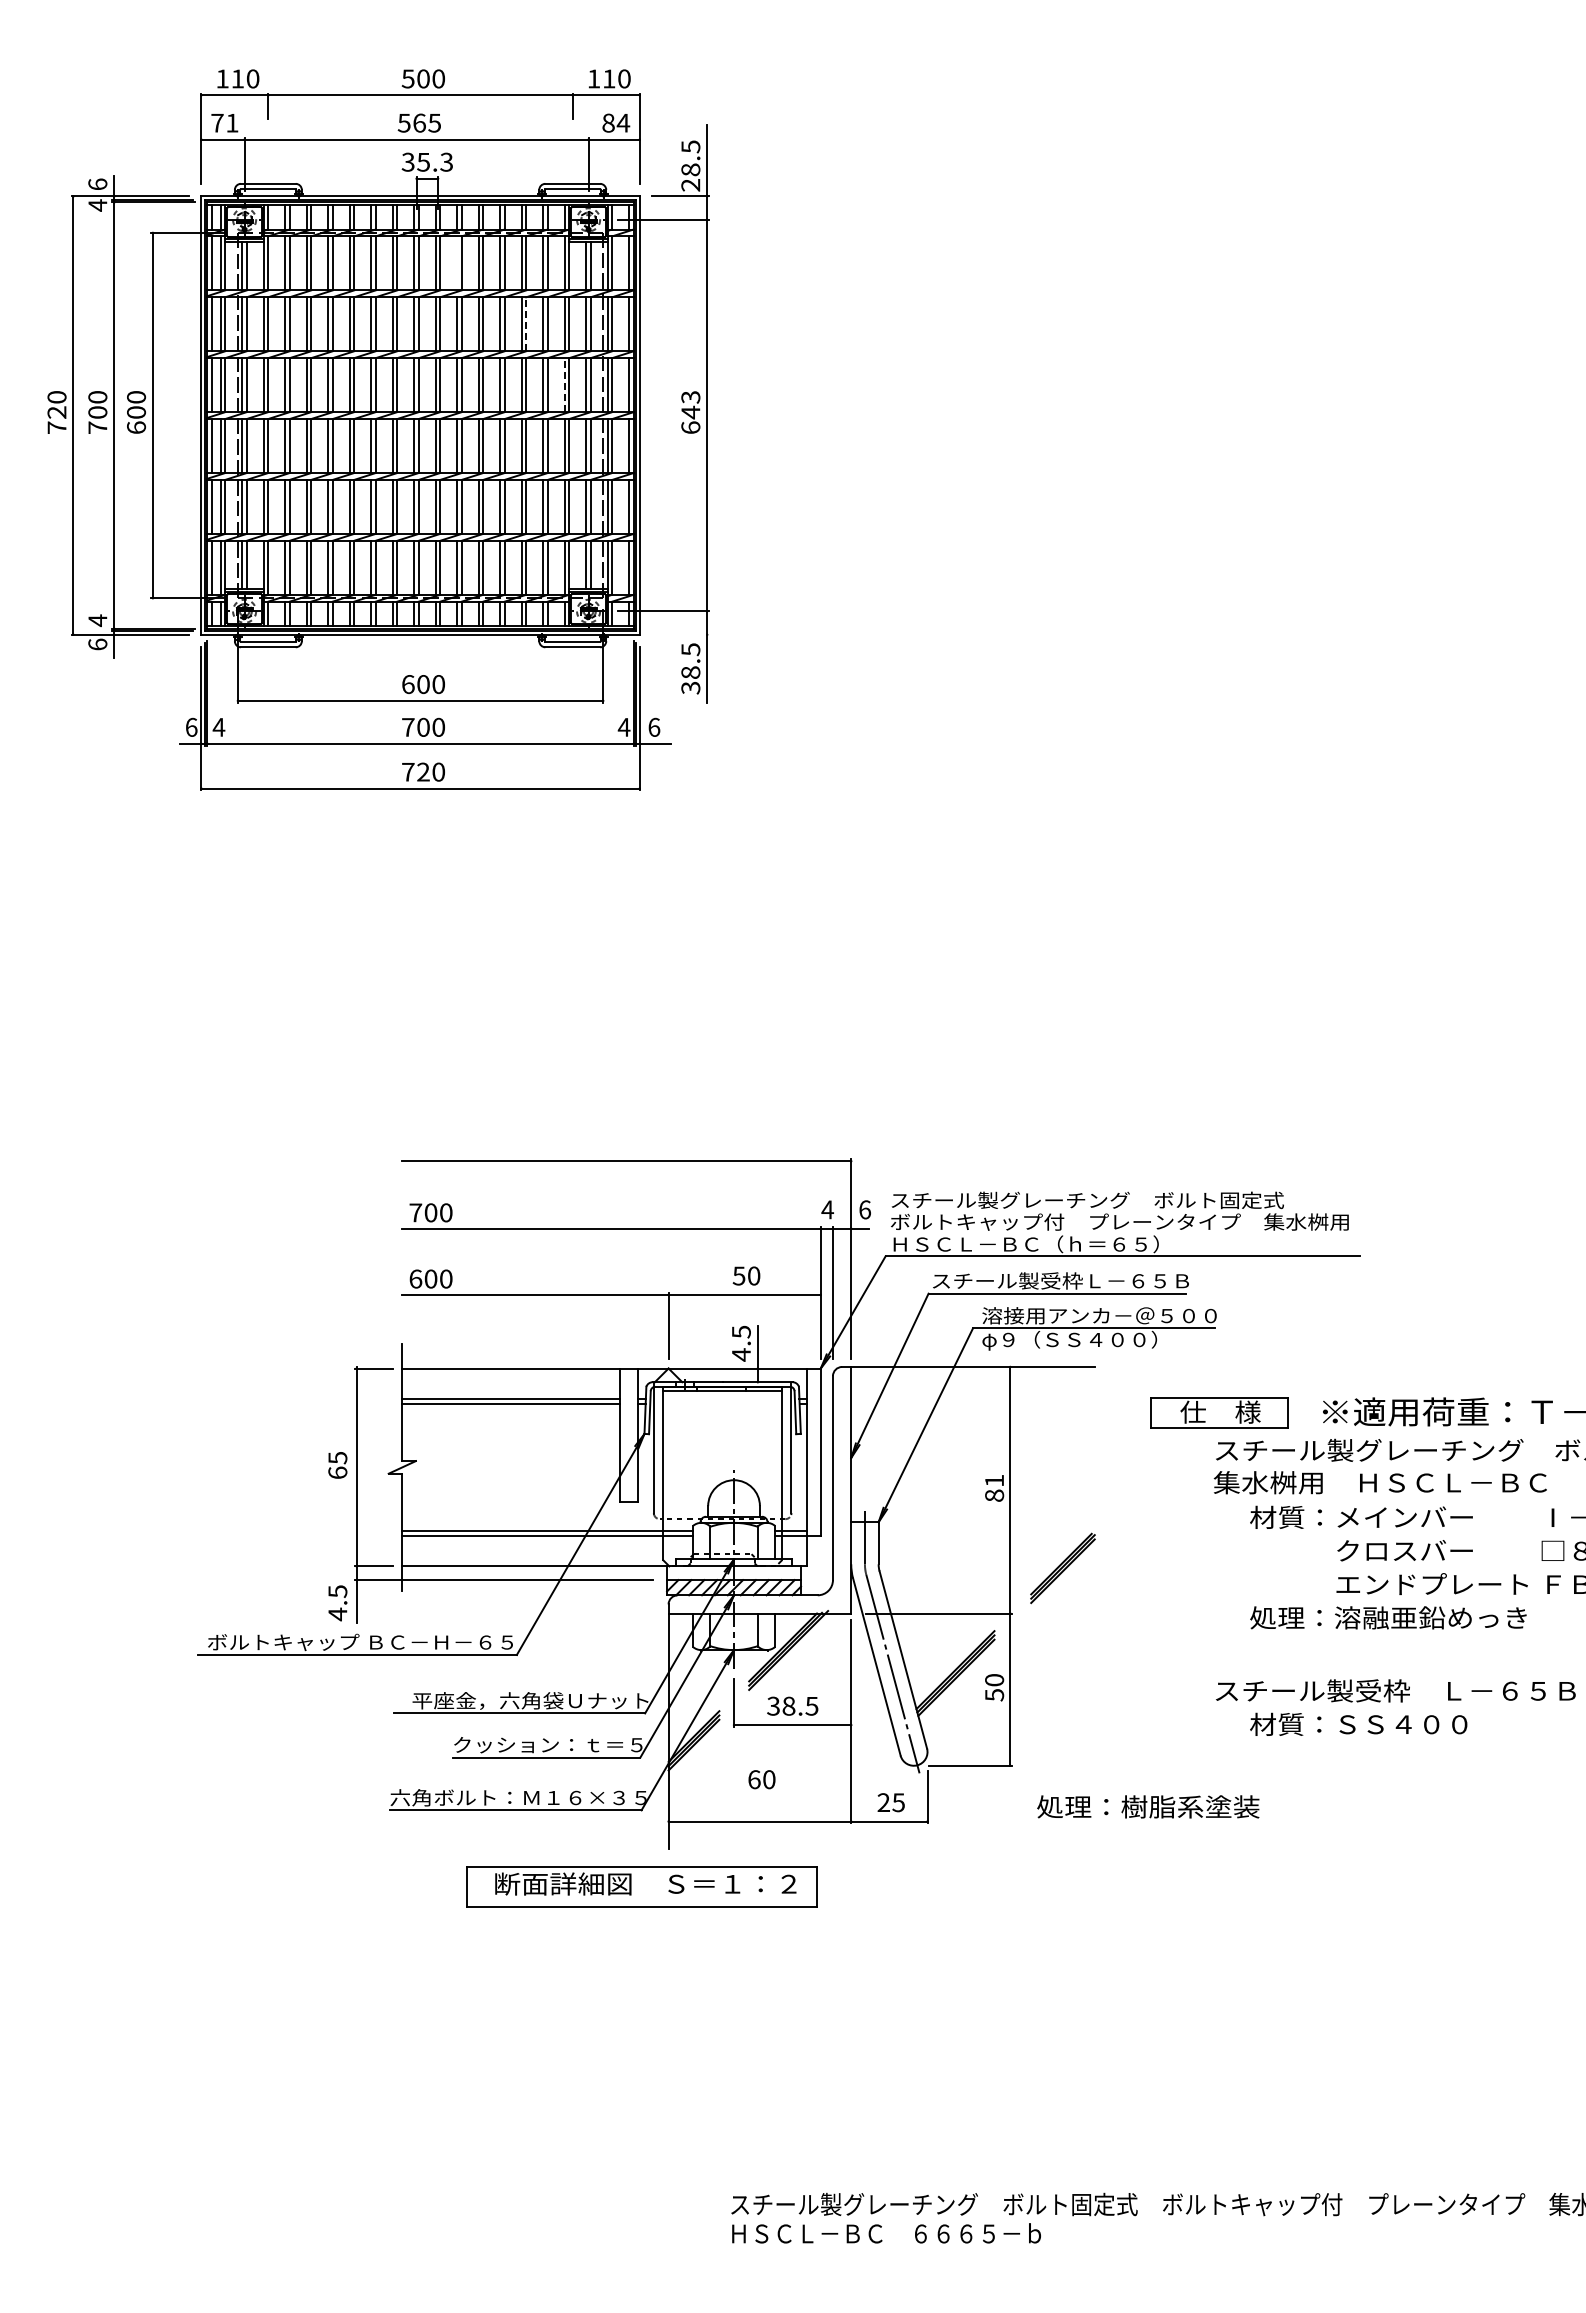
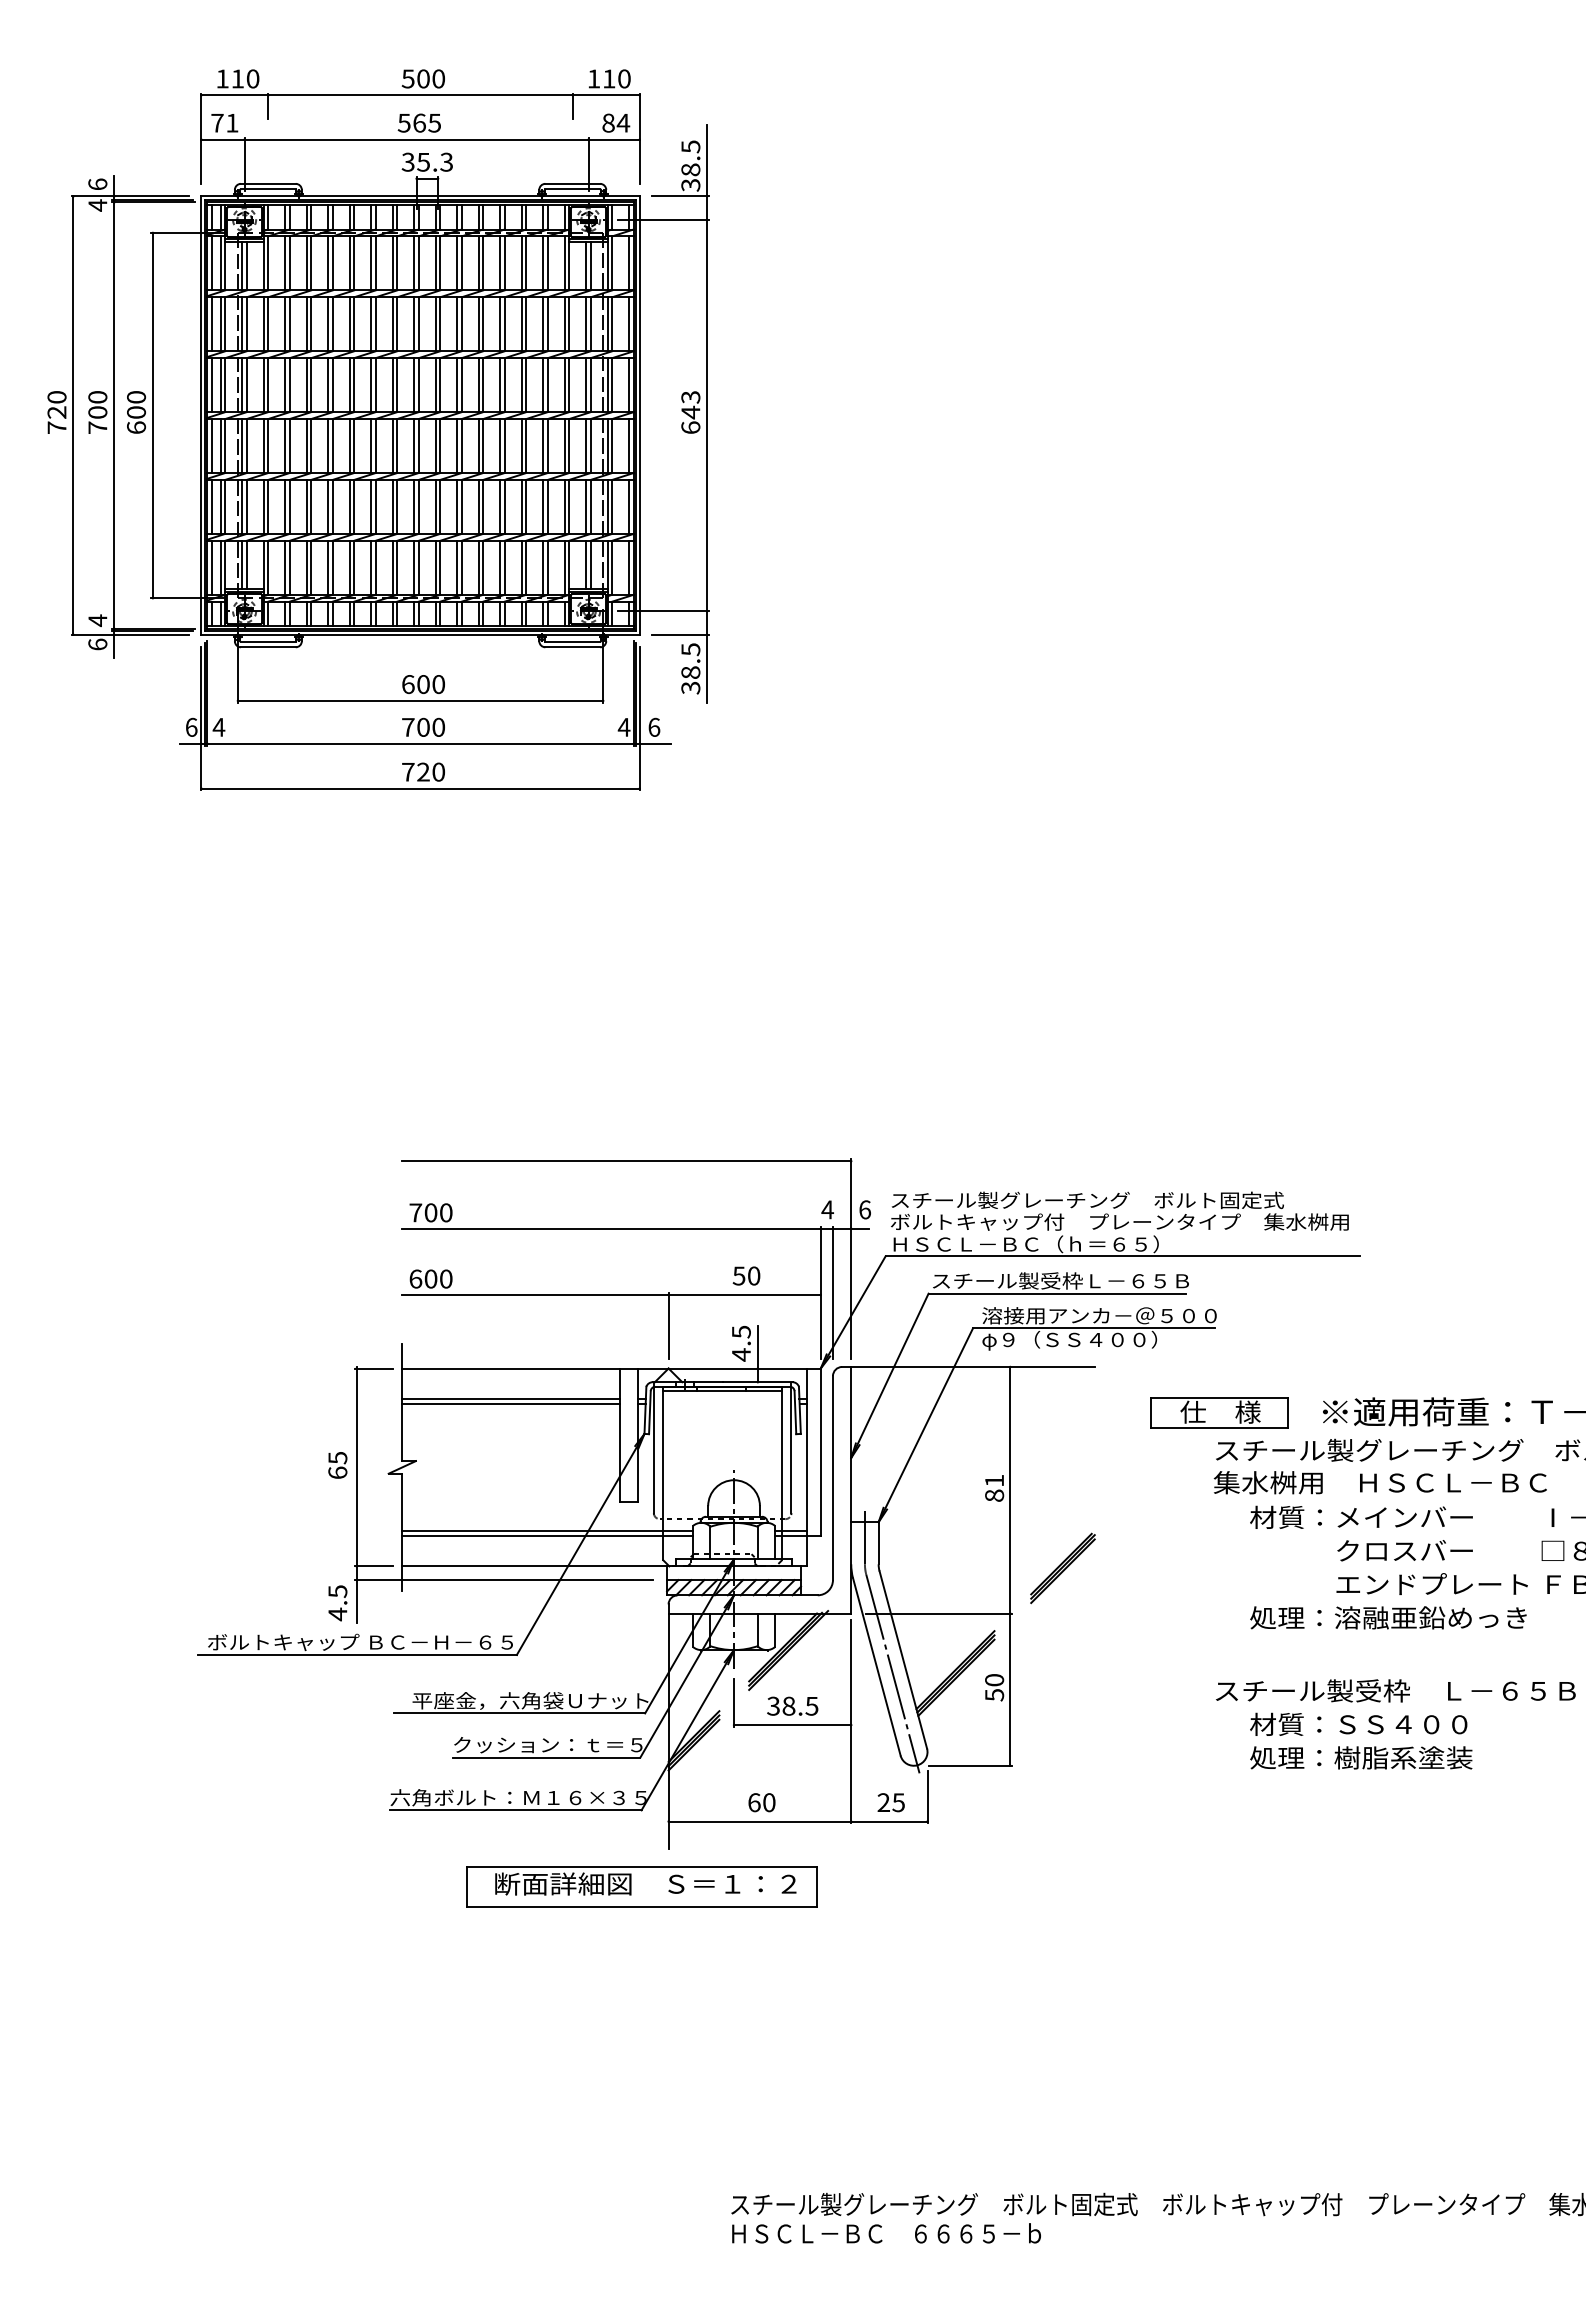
text: 28.5 -> 38.5 (690, 185)
line: none -> present (457, 263)
line: dashed -> solid (526, 323)
line: dashed -> solid (564, 384)
line: none -> present (680, 634)
text position: (761, 1779) -> (761, 1802) (761, 1802)
text position: (1148, 1806) -> (1361, 1757) (1361, 1757)
